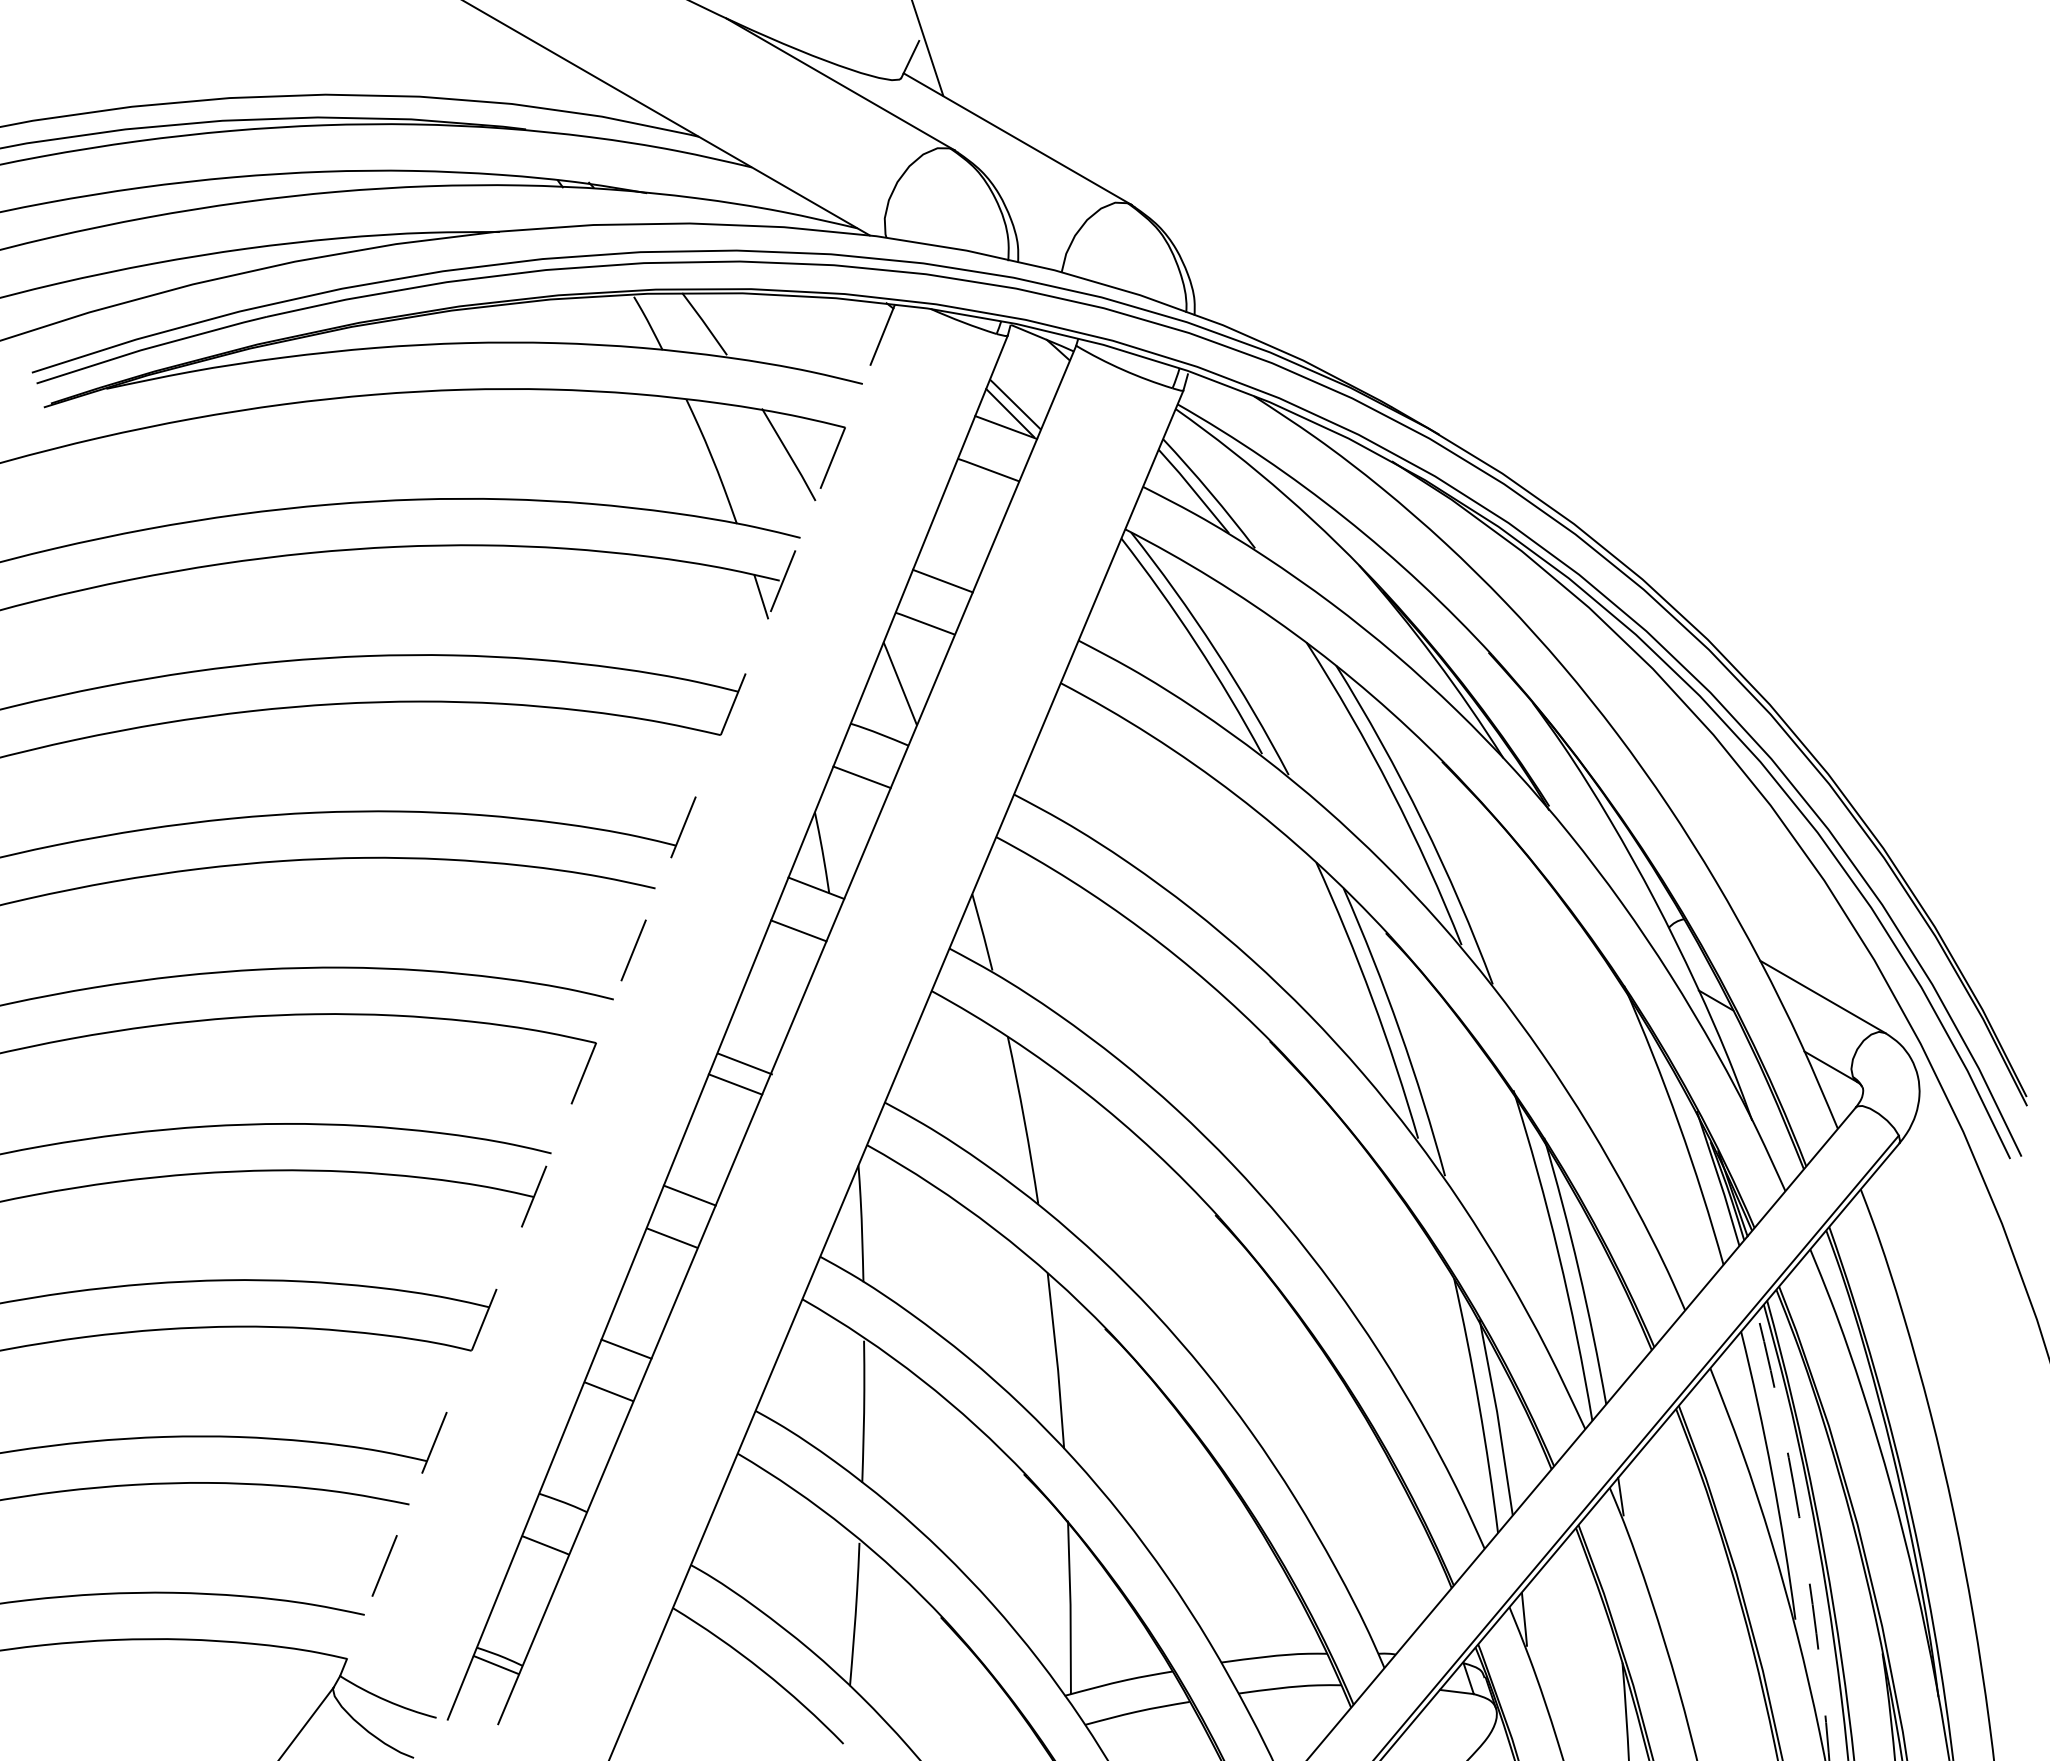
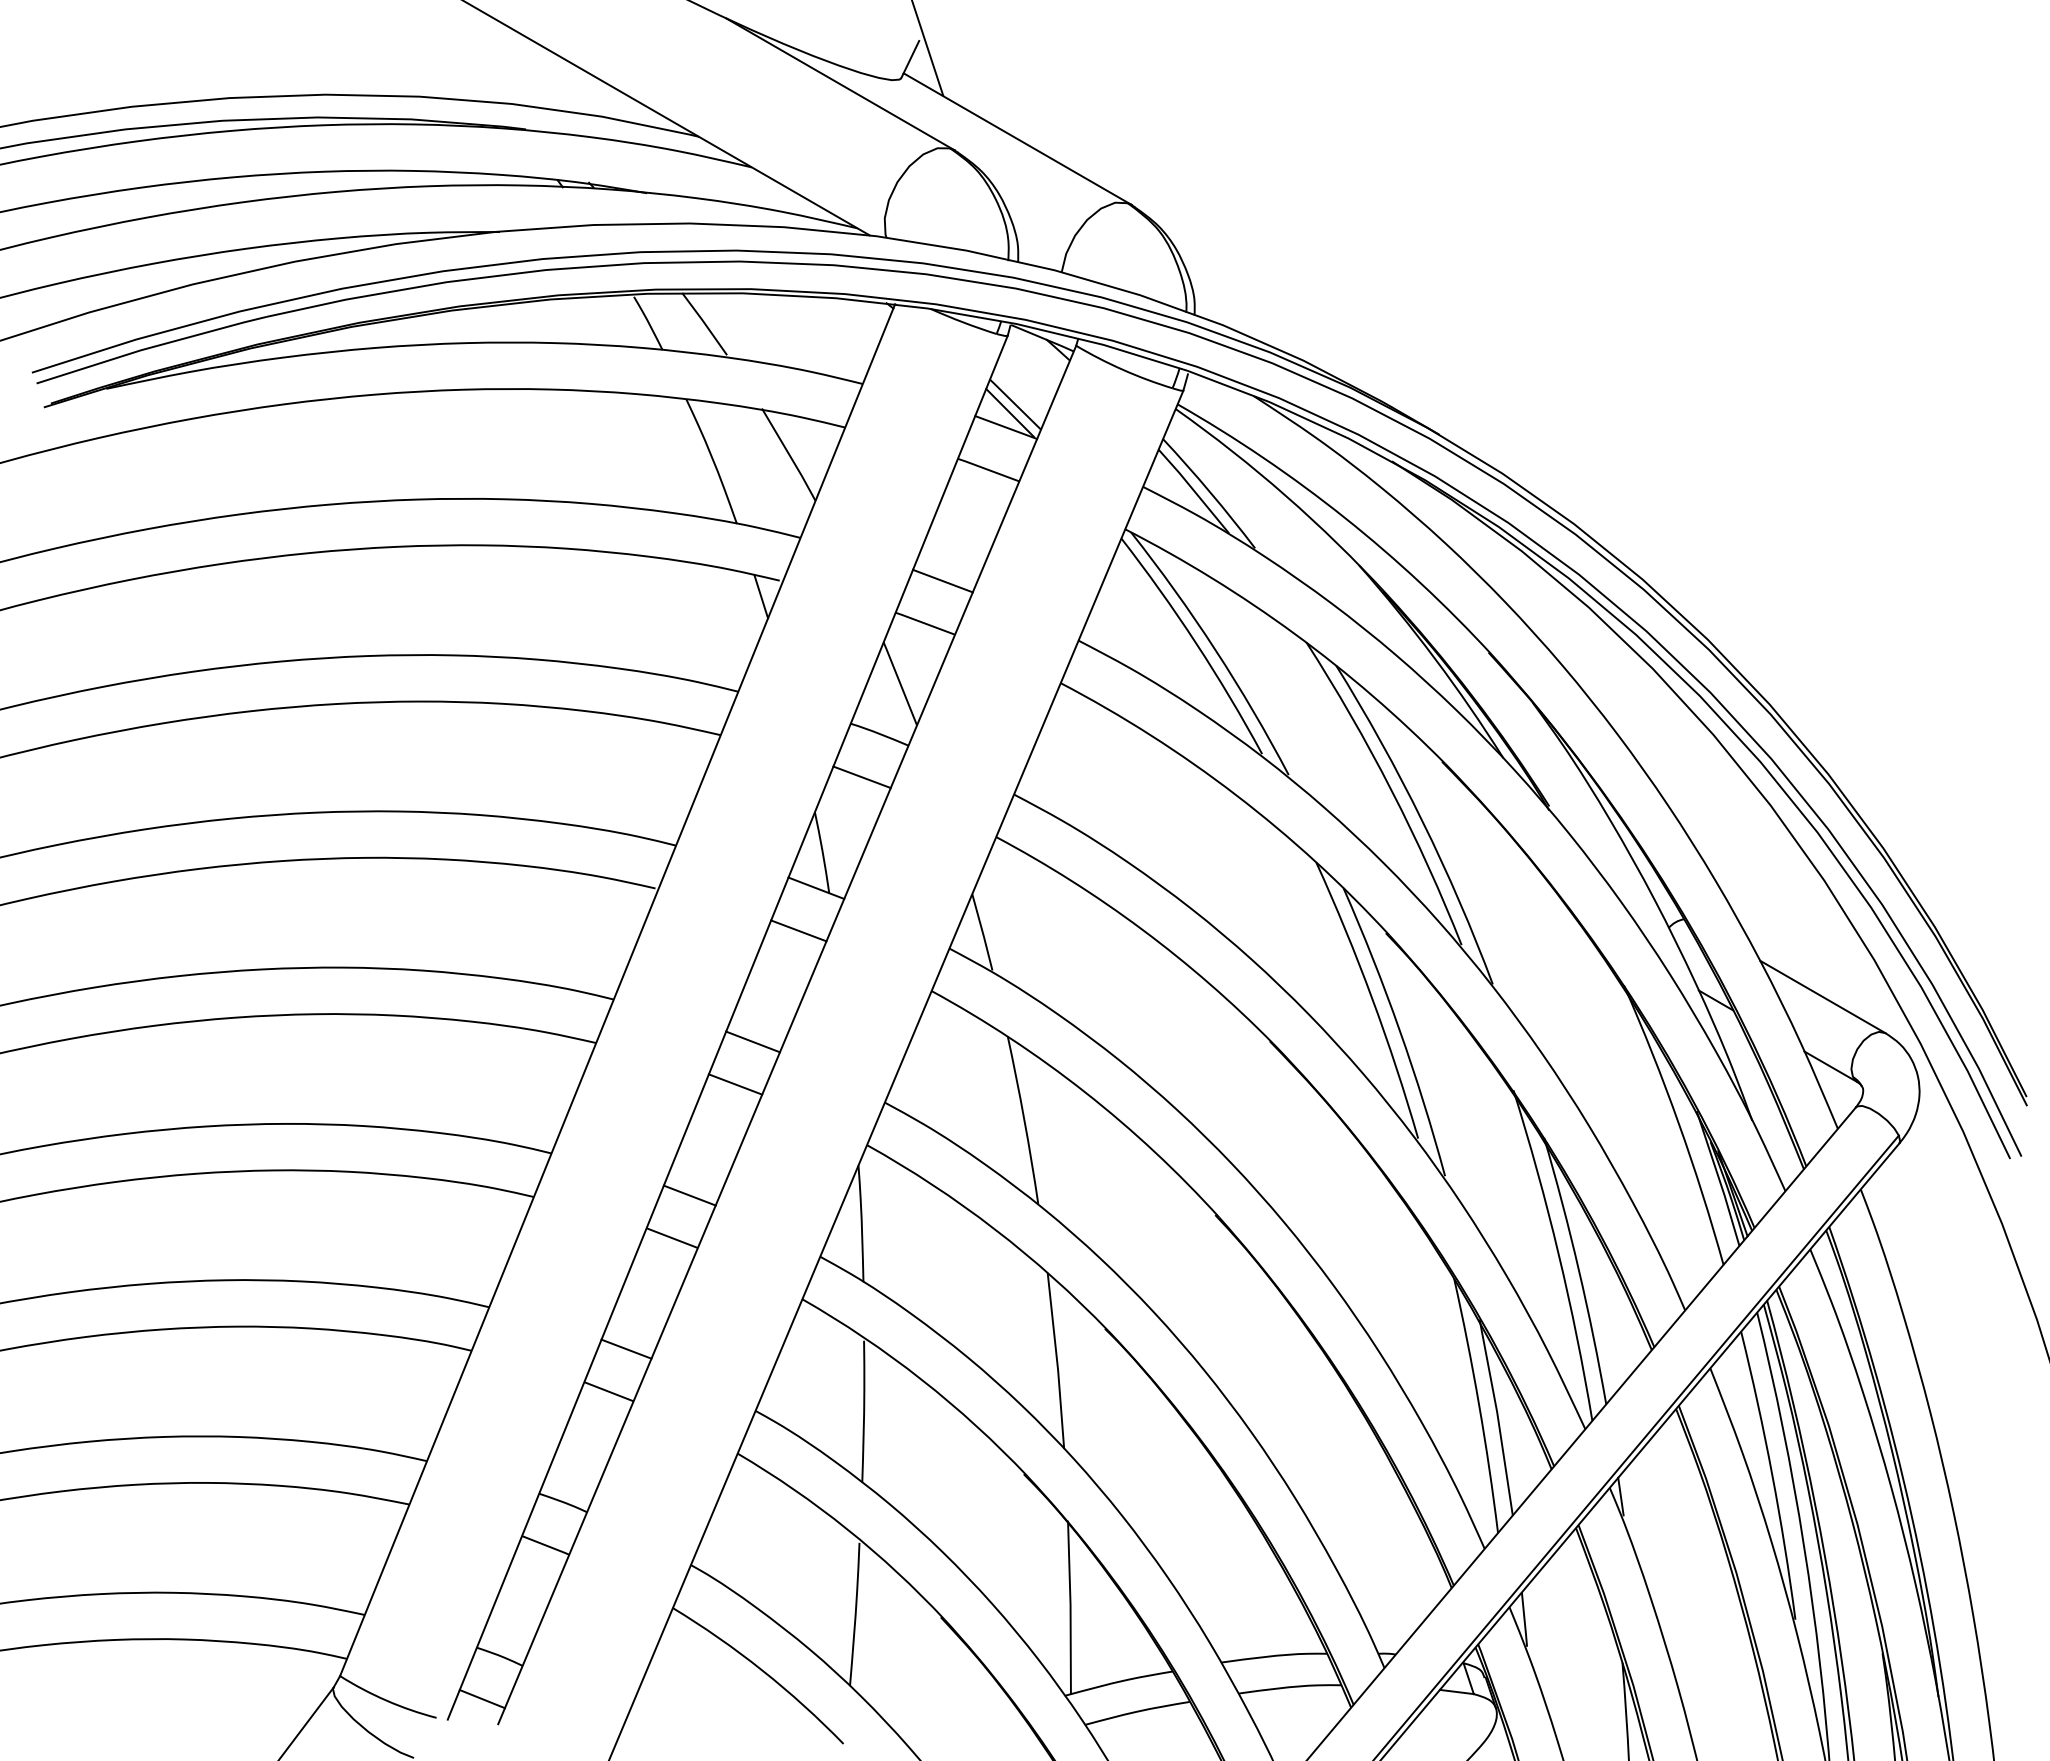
line: dashed -> solid (617, 990)
line position: (744, 1063) -> (752, 1041) (752, 1041)
arc: dashed -> solid (1802, 1535)
line position: (495, 1665) -> (481, 1699) (481, 1699)
